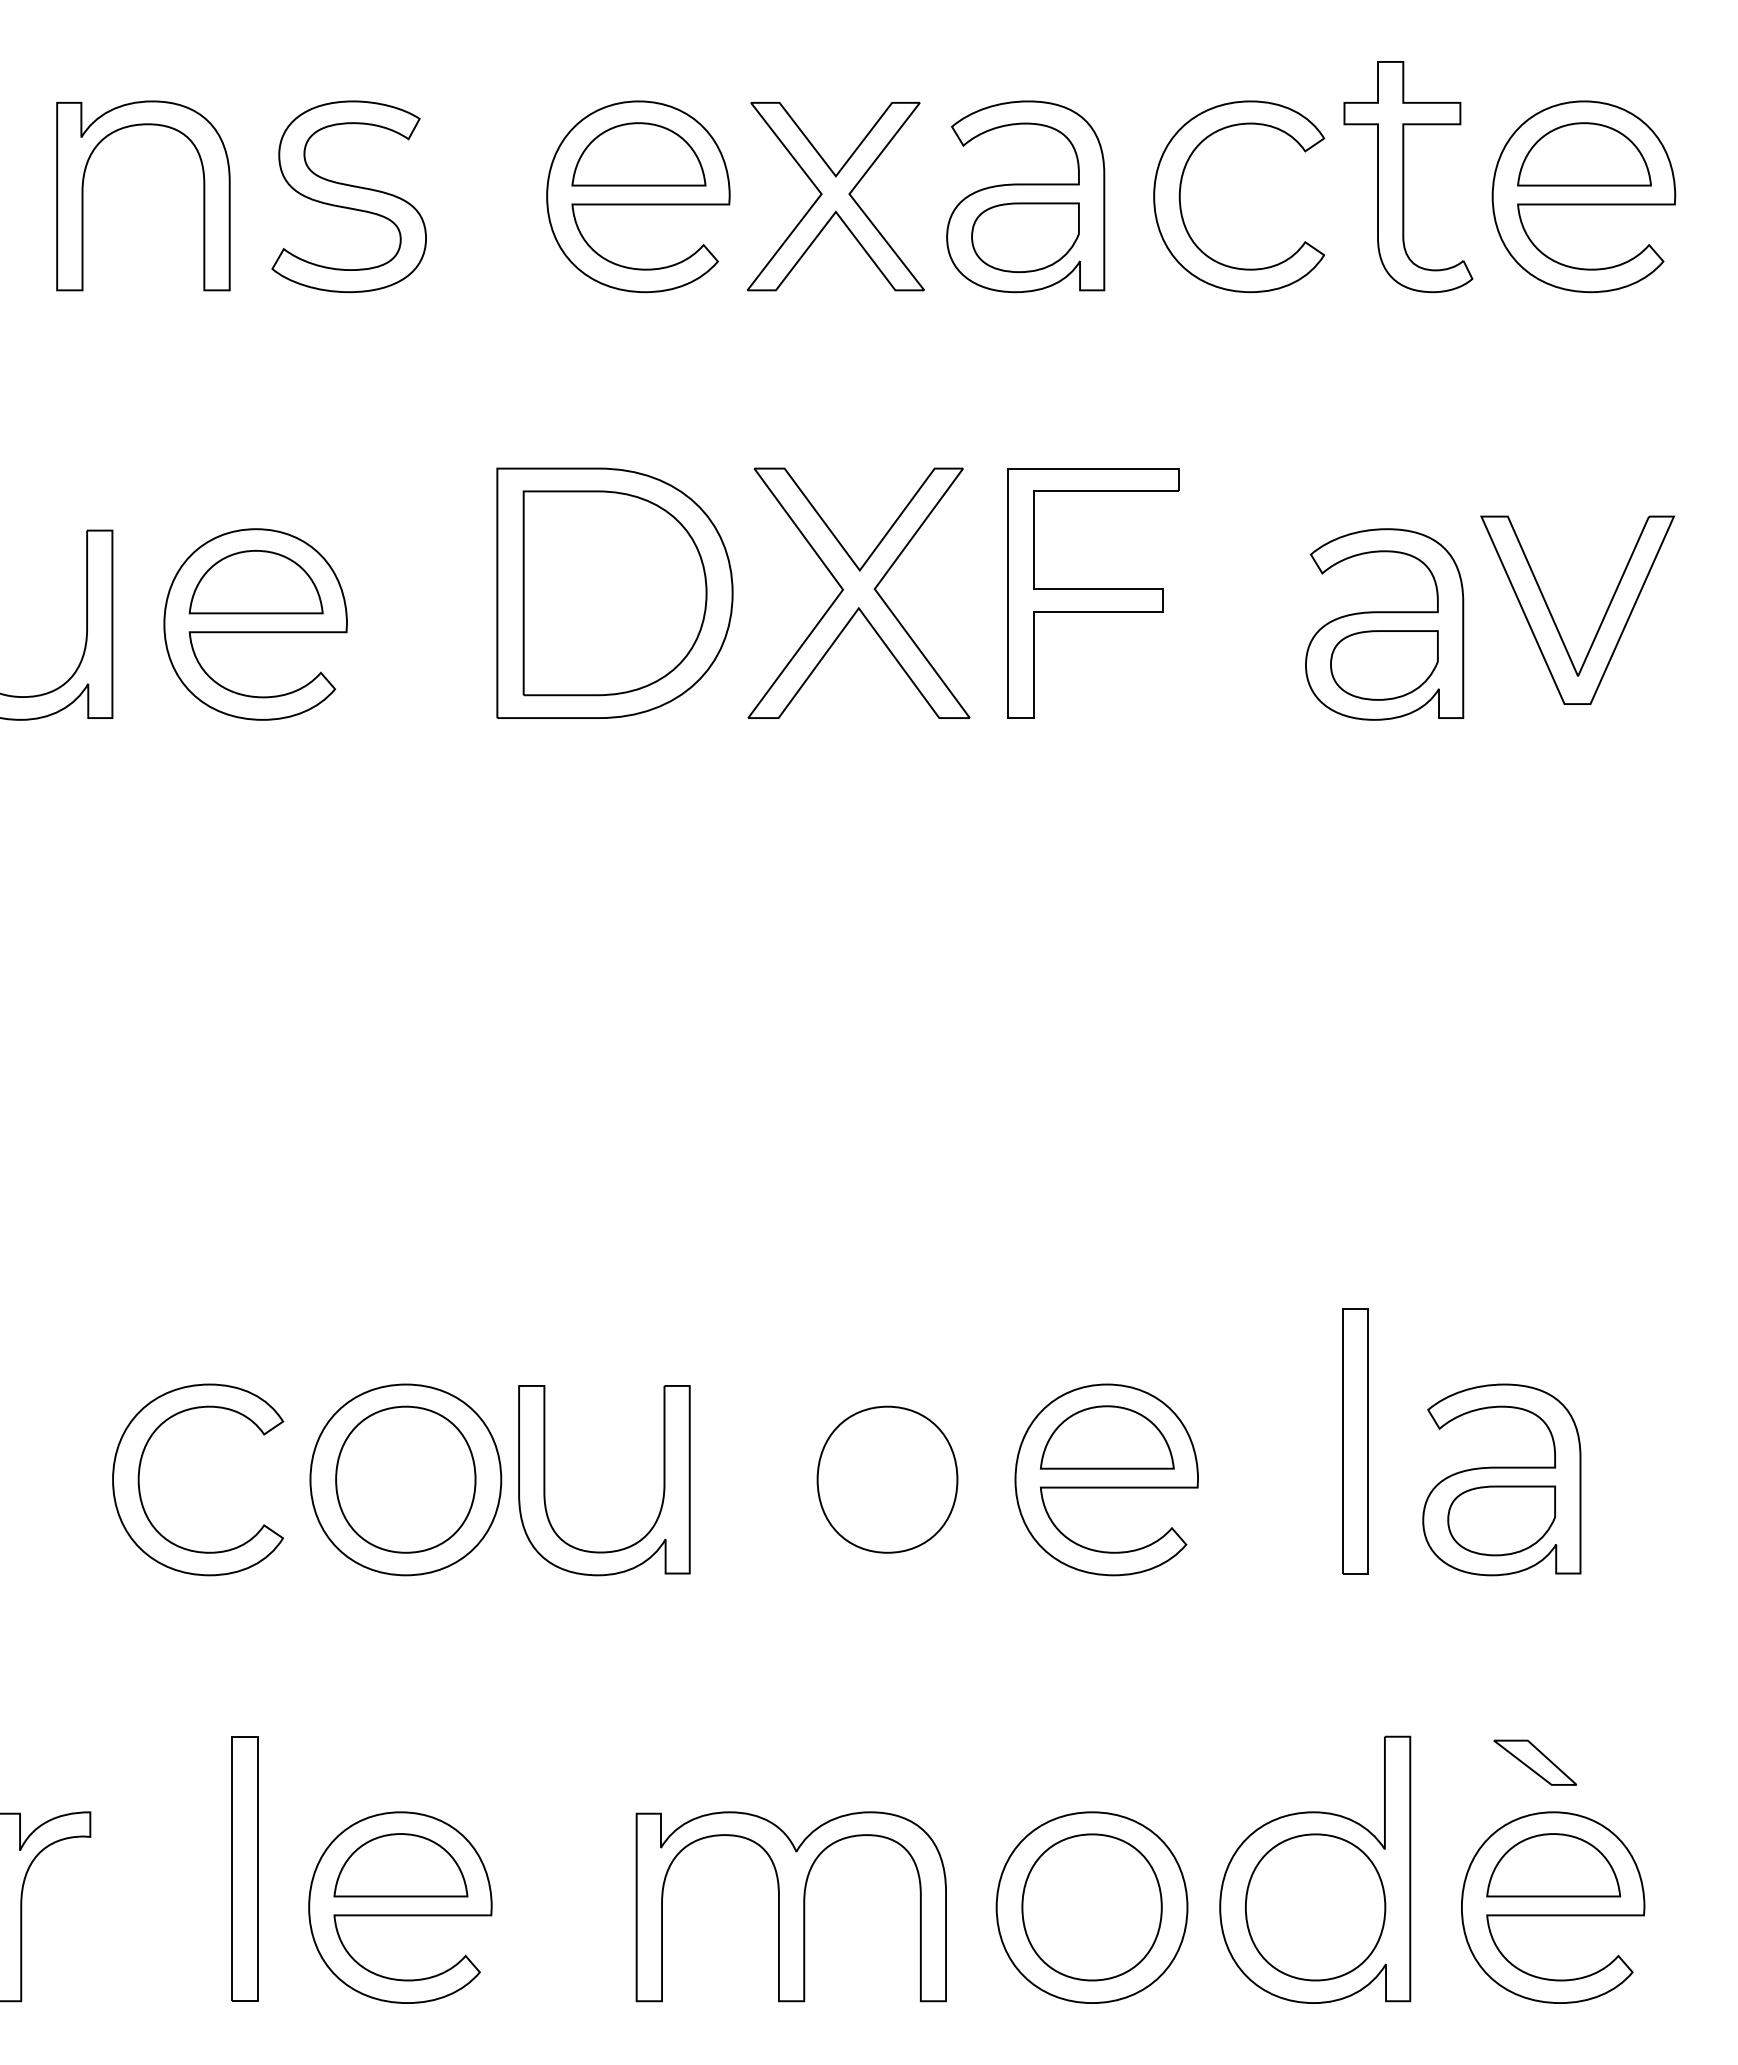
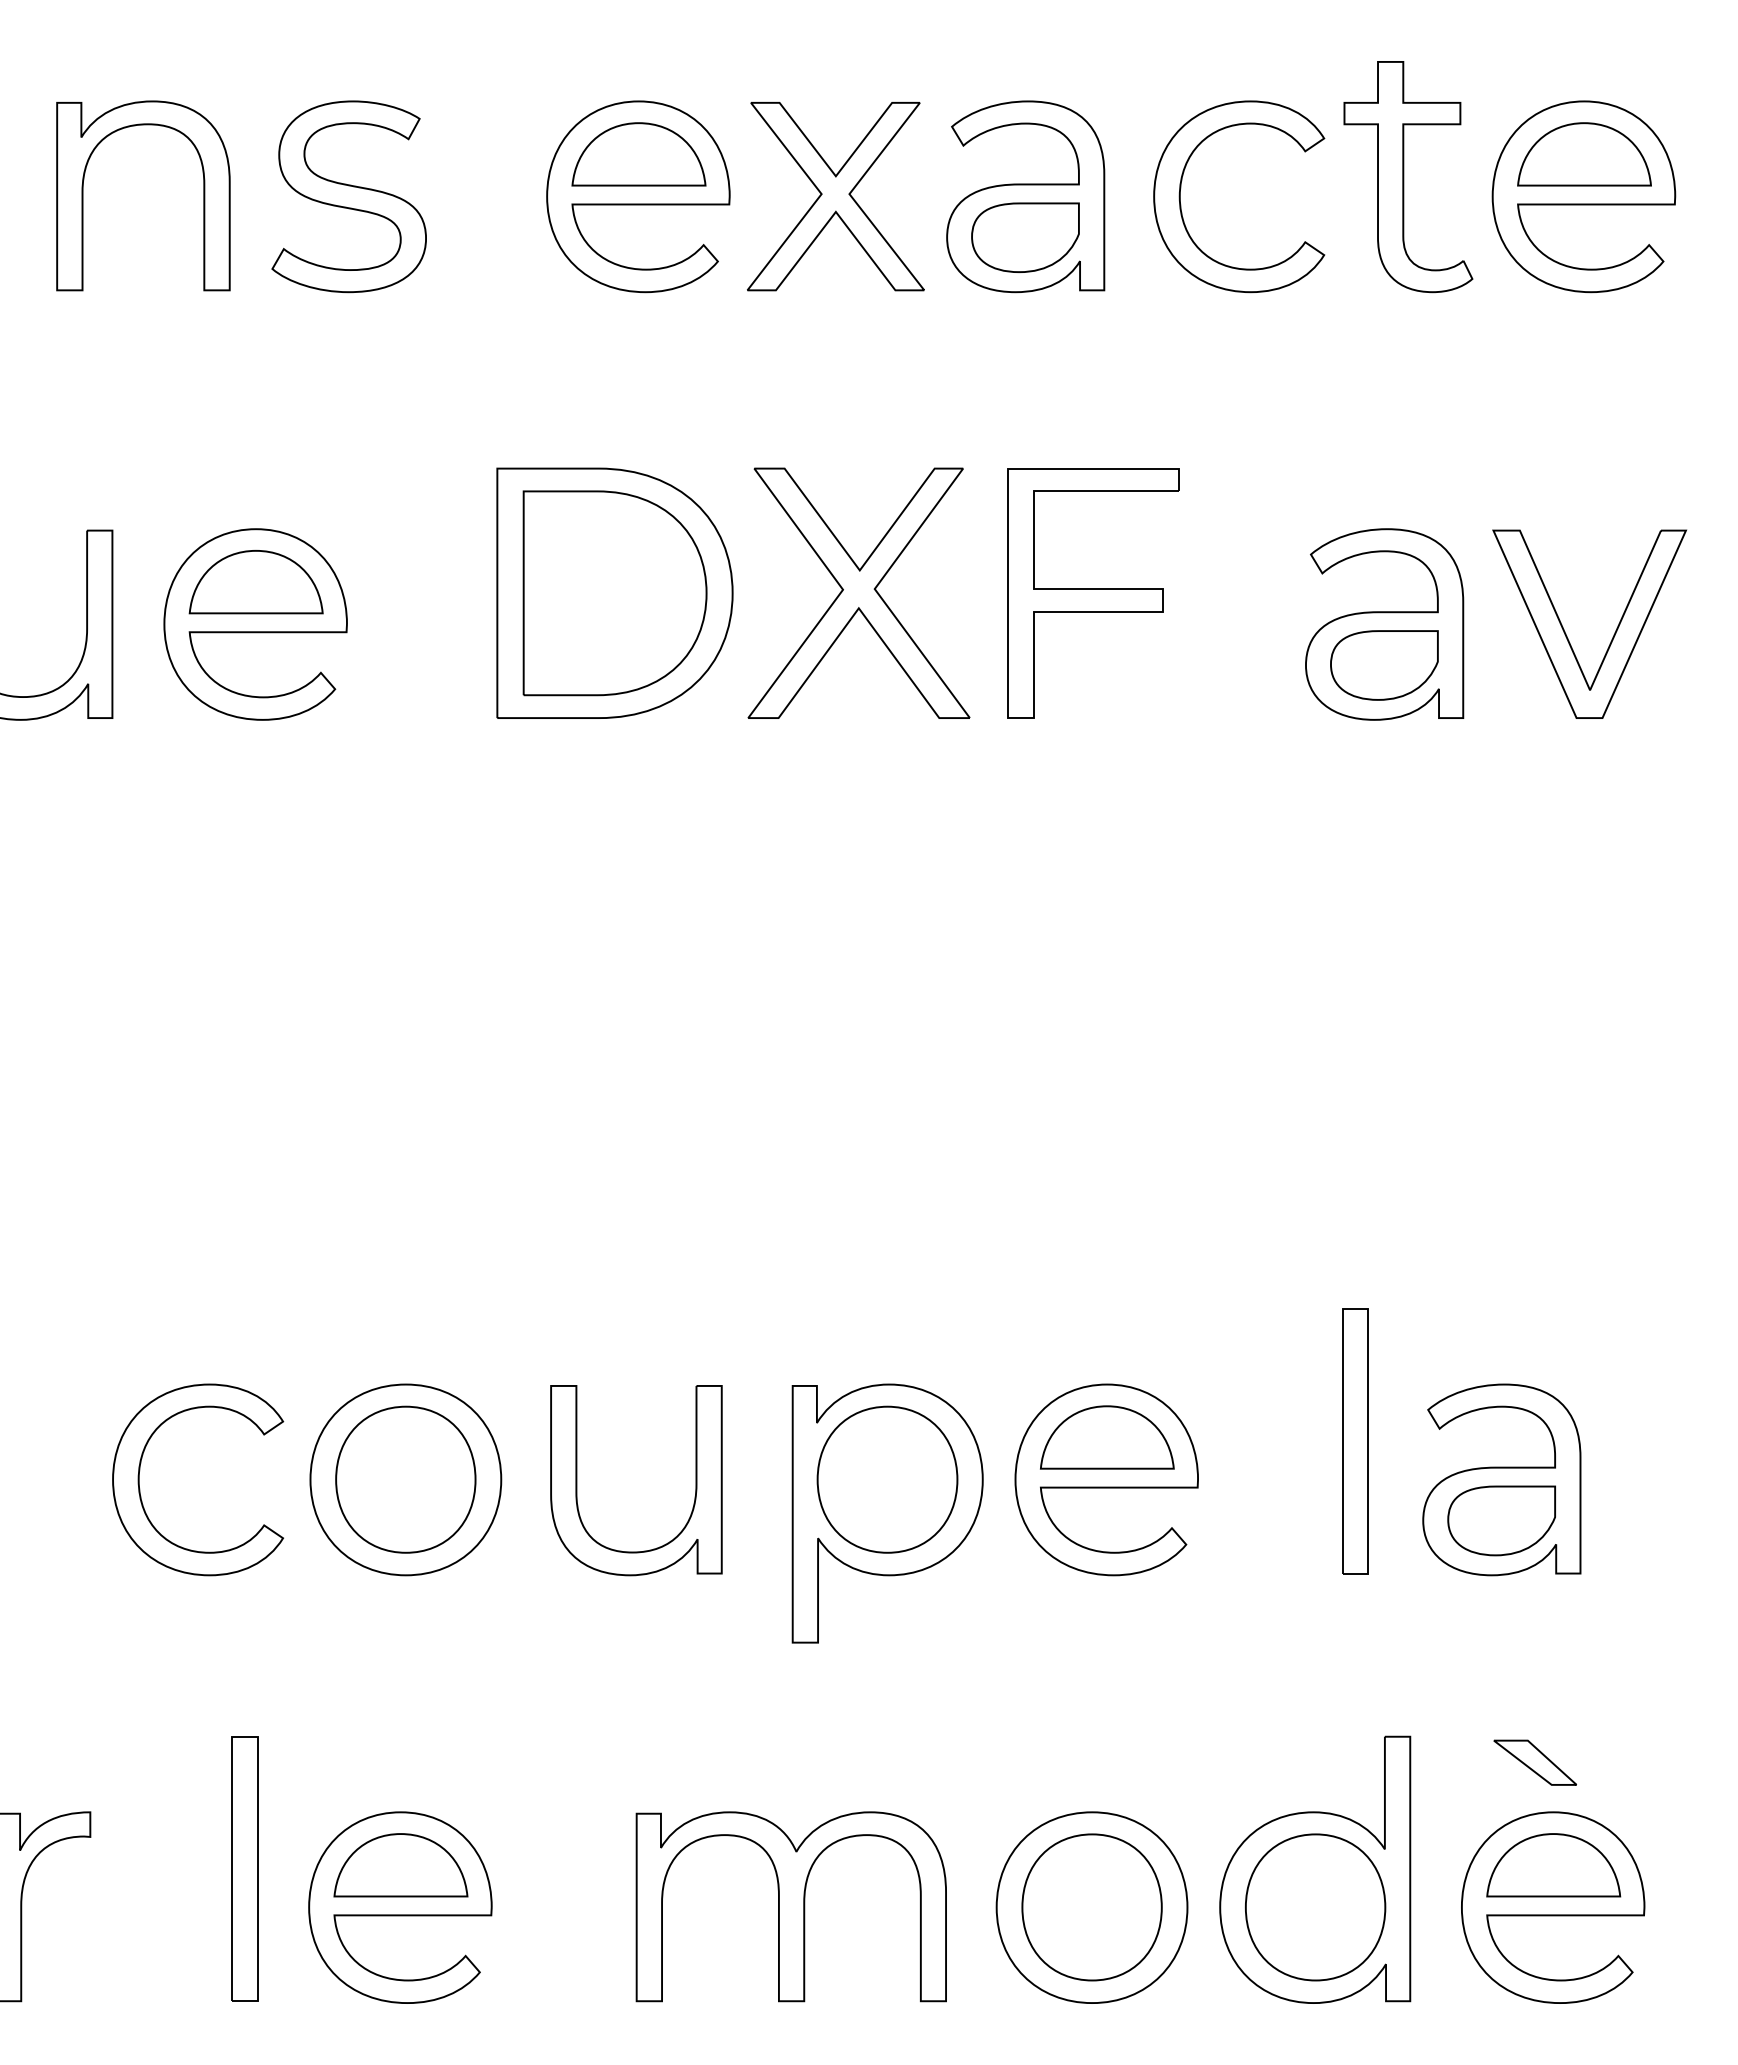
part position: (1554, 619) -> (1566, 633) (1566, 633)
part position: (545, 1480) -> (577, 1480) (577, 1480)
part: none -> present (887, 1513)
